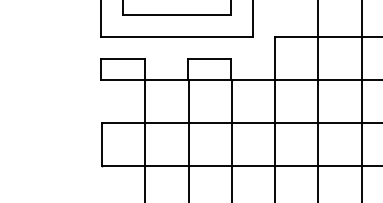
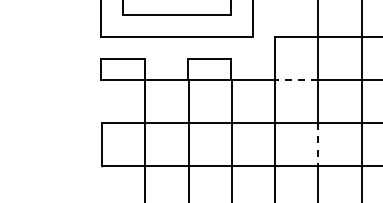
line: solid -> dashed (296, 80)
line: solid -> dashed (318, 144)
